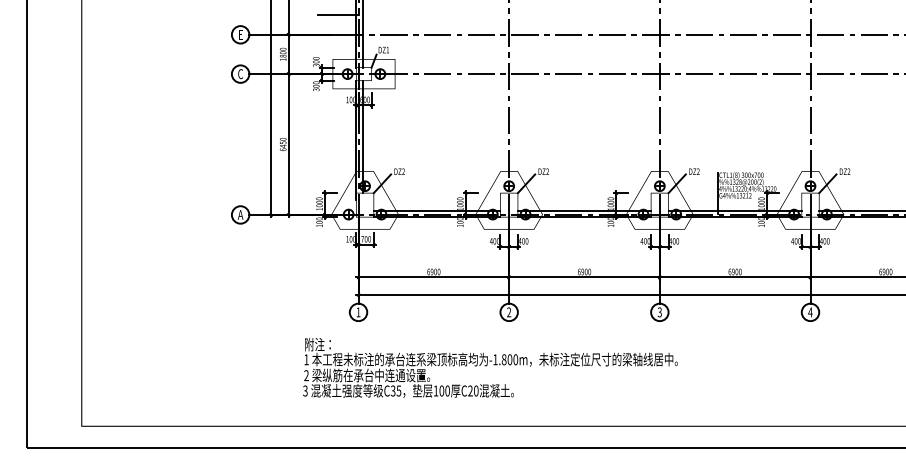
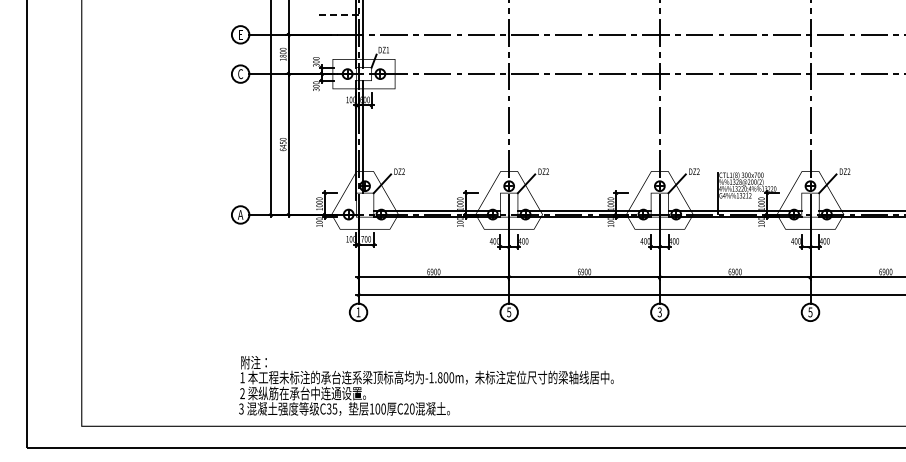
line: solid -> dashed (337, 14)
text: 2 -> 5 (509, 312)
text: 4 -> 5 (810, 312)
text position: (490, 367) -> (426, 385) (426, 385)
